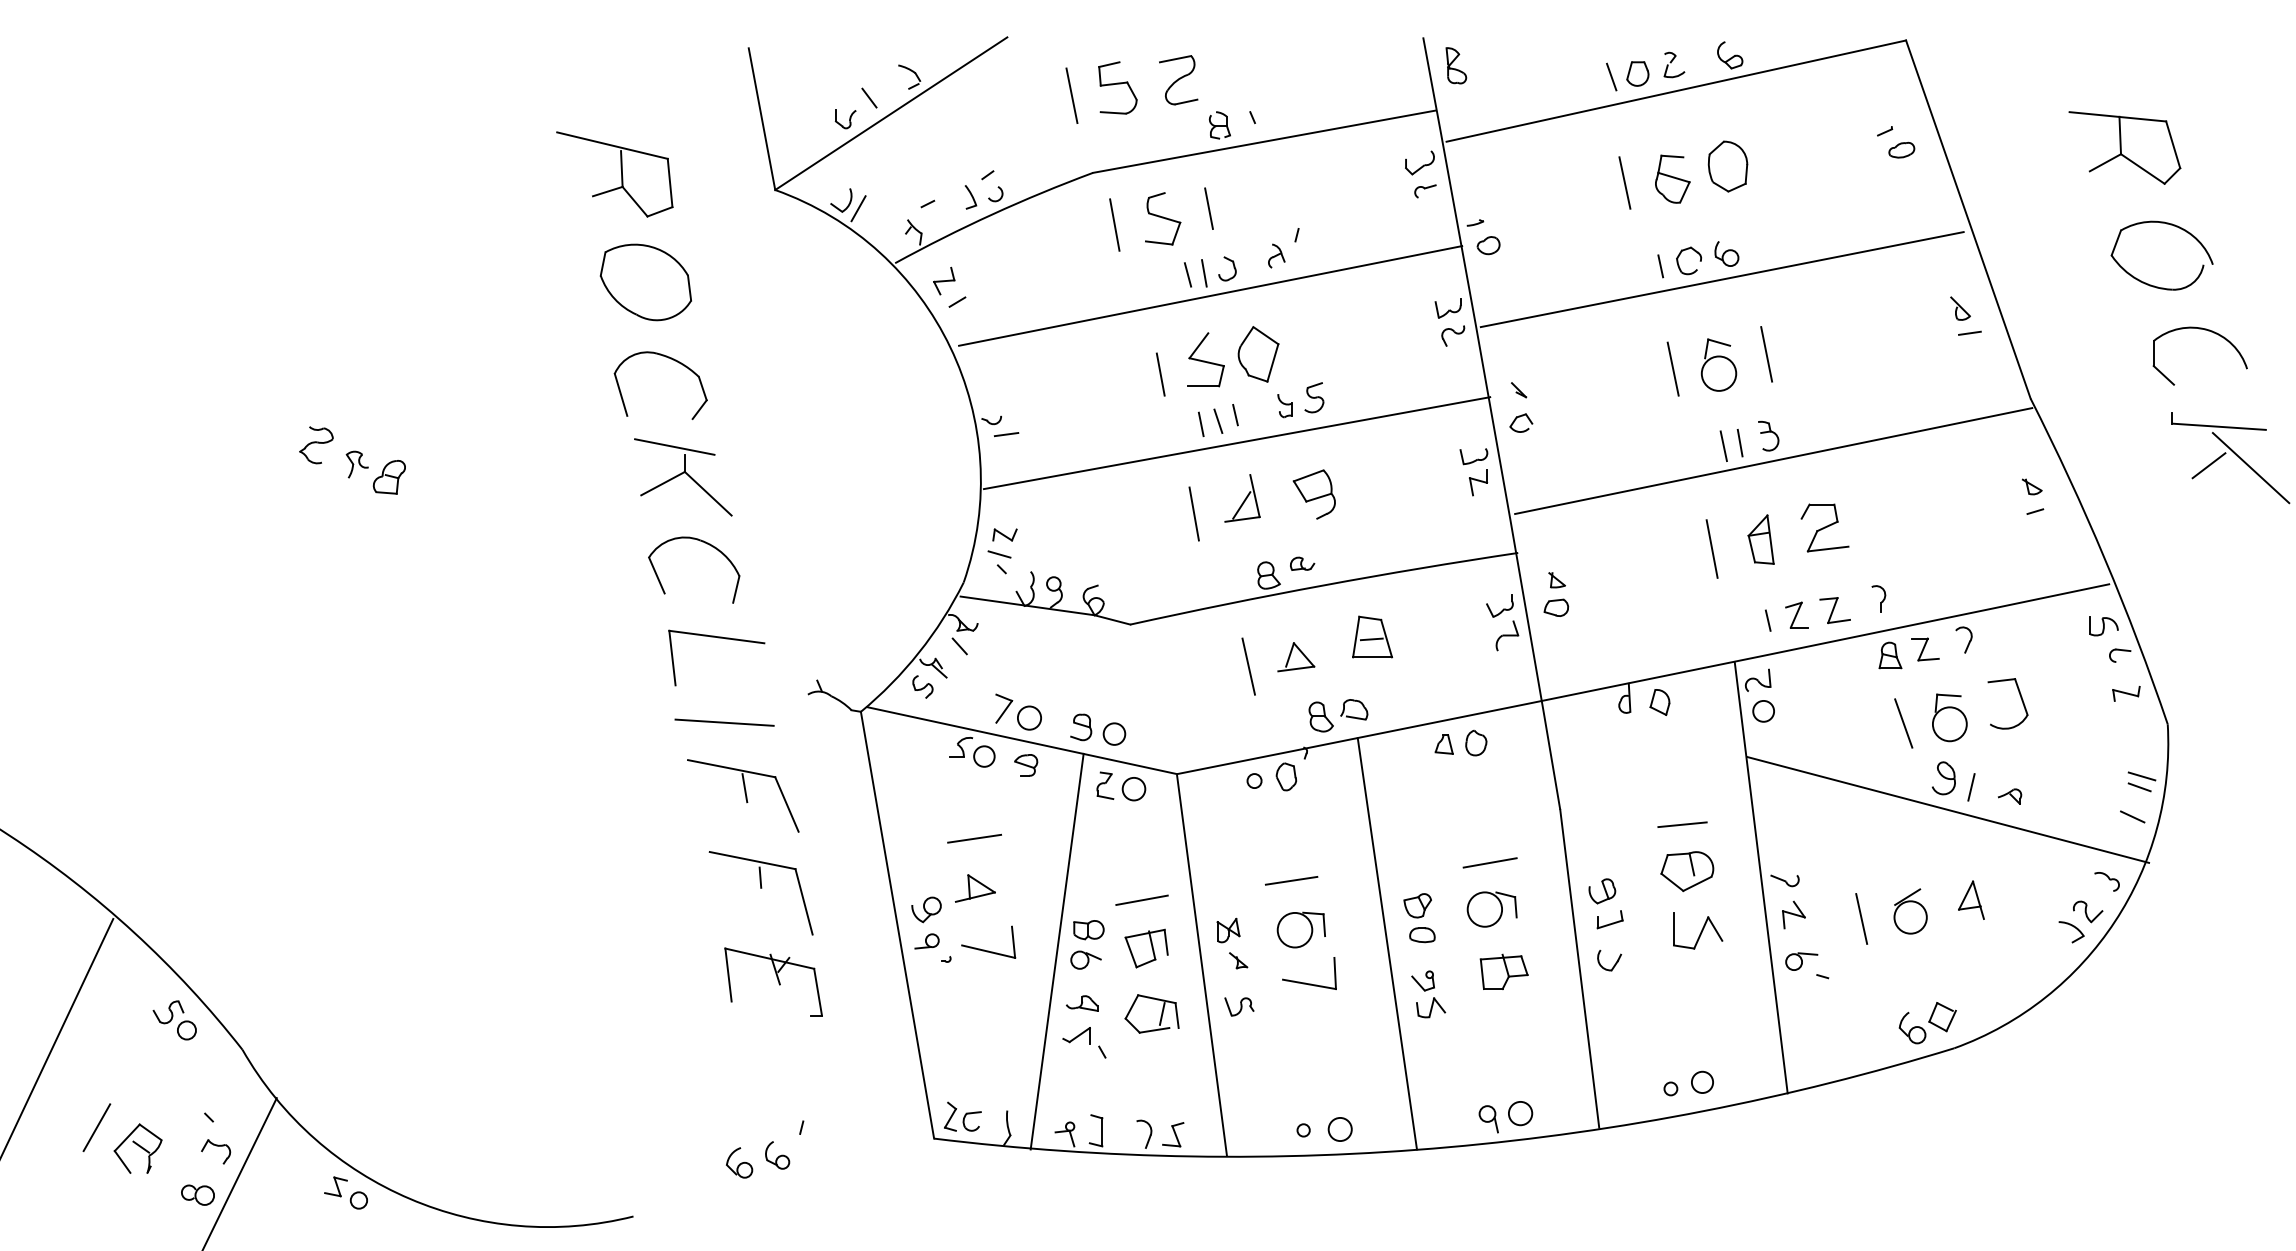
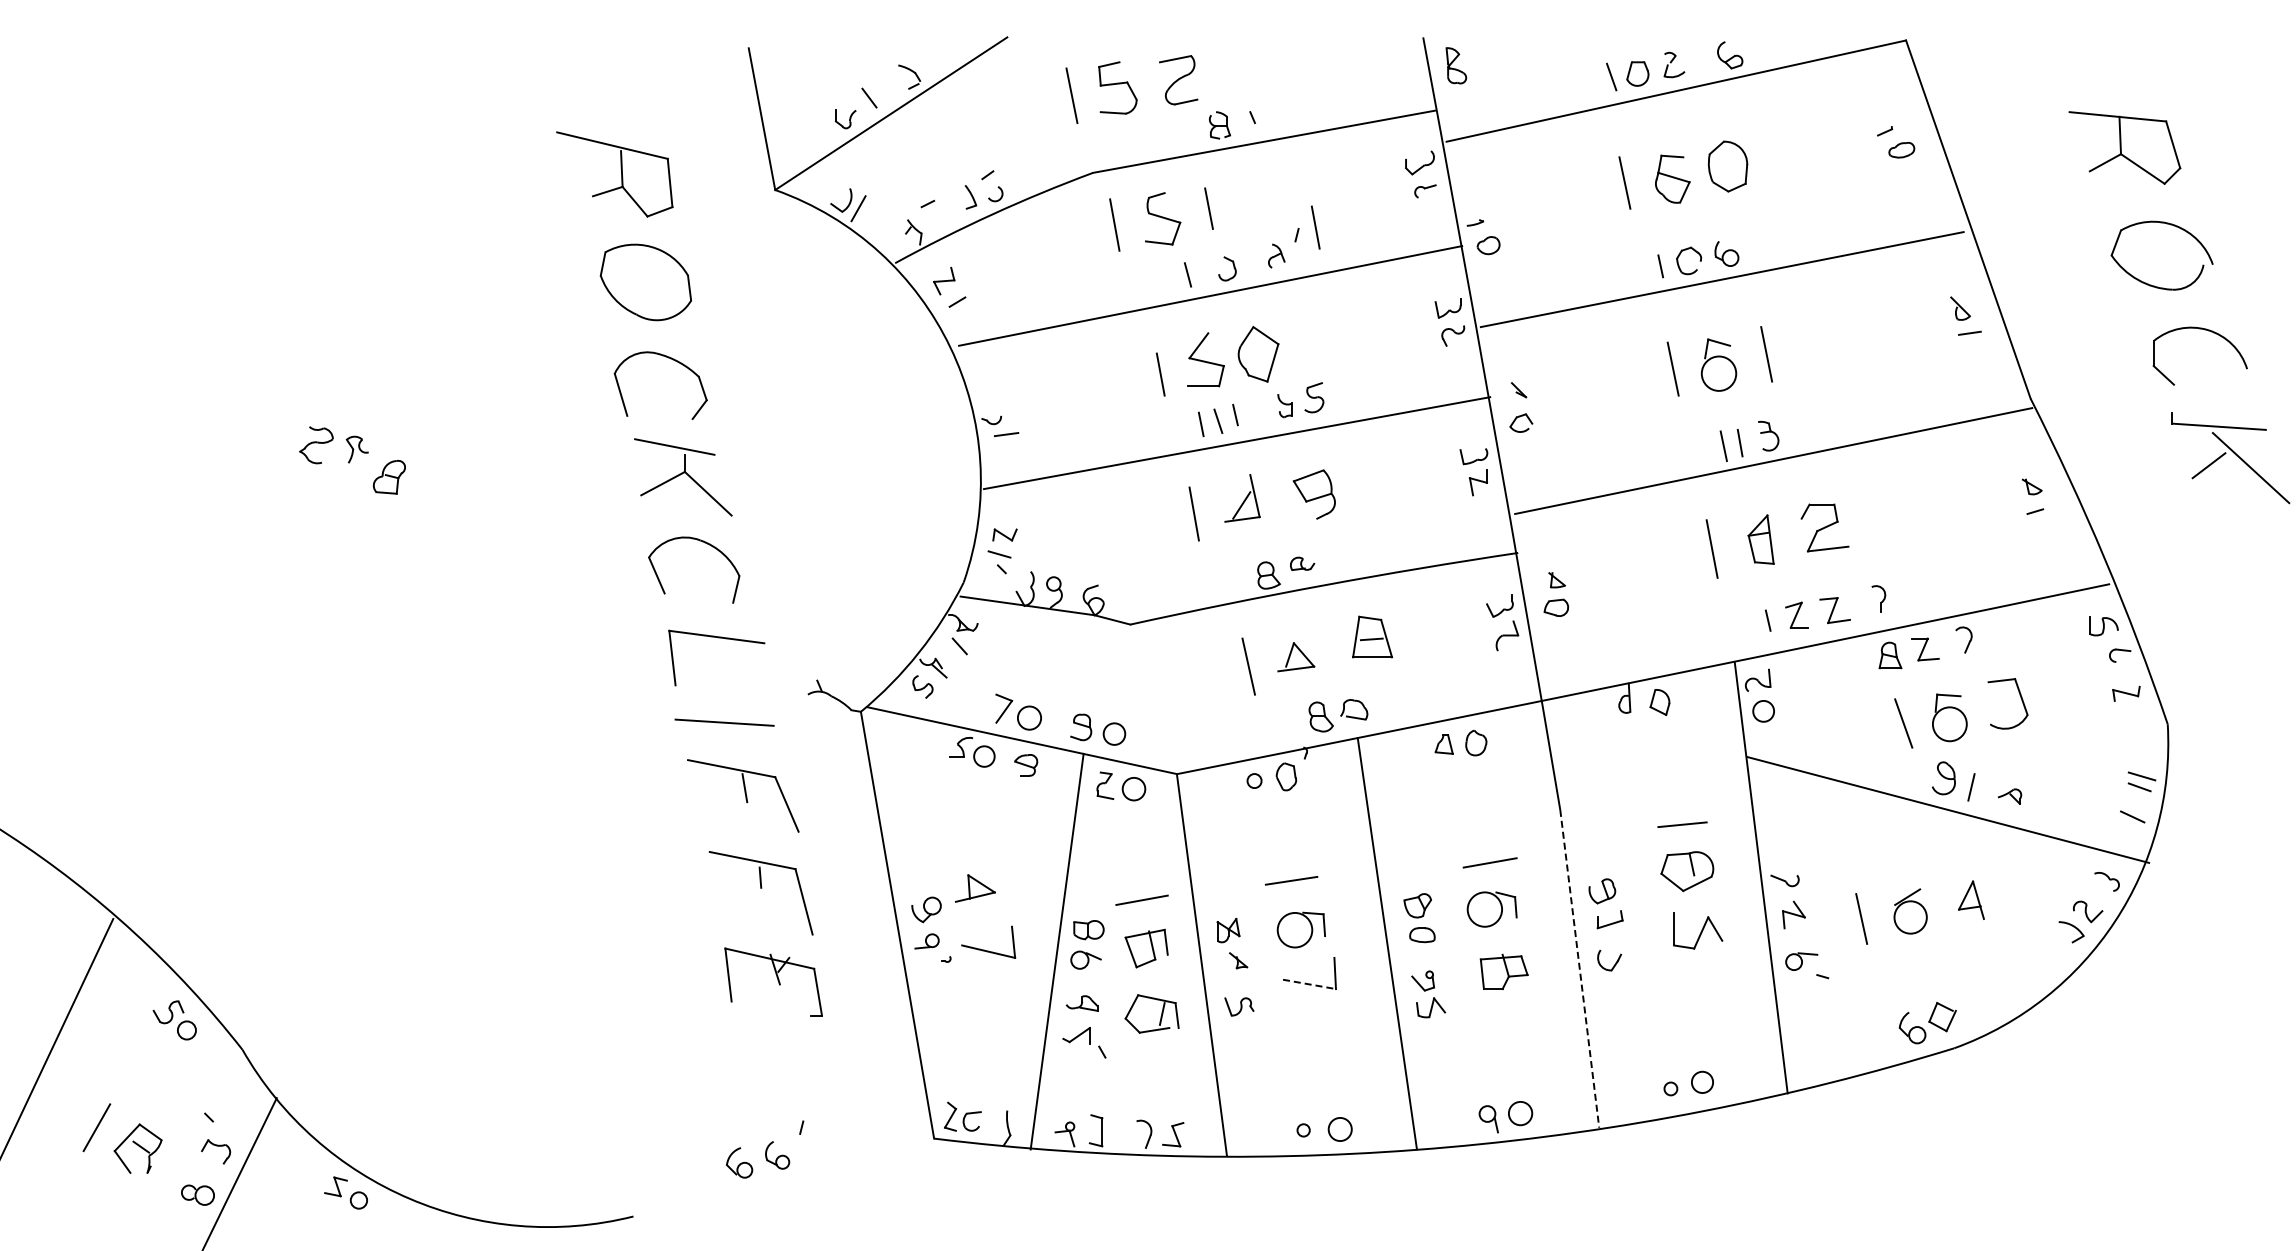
line: none -> present (1315, 227)
line: present -> none (1204, 273)
part position: (356, 464) -> (356, 449) (356, 449)
line: present -> none (974, 838)
line: solid -> dashed (1579, 969)
line: solid -> dashed (1309, 984)
